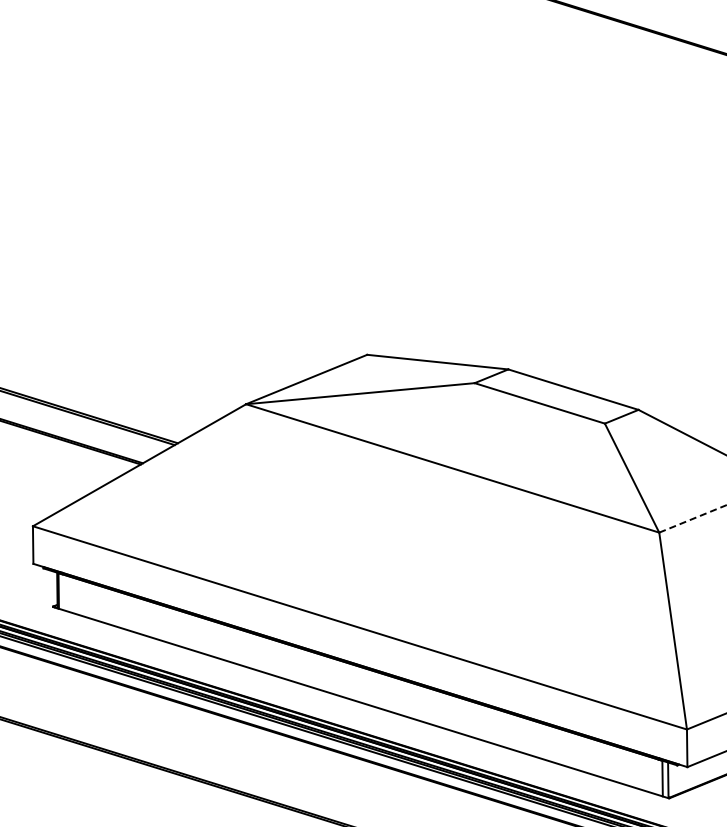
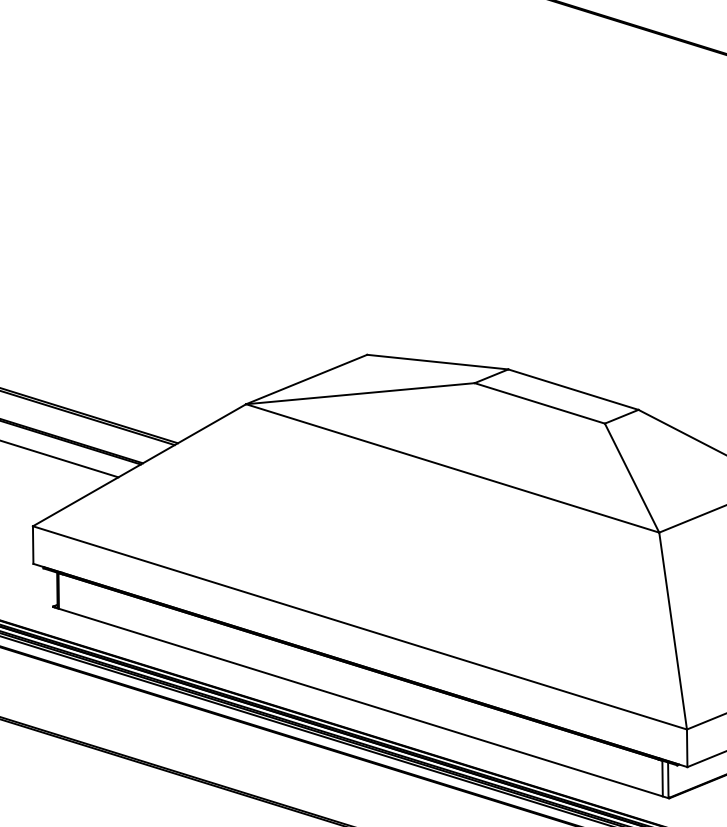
line: none -> present (60, 459)
line: dashed -> solid (693, 518)
